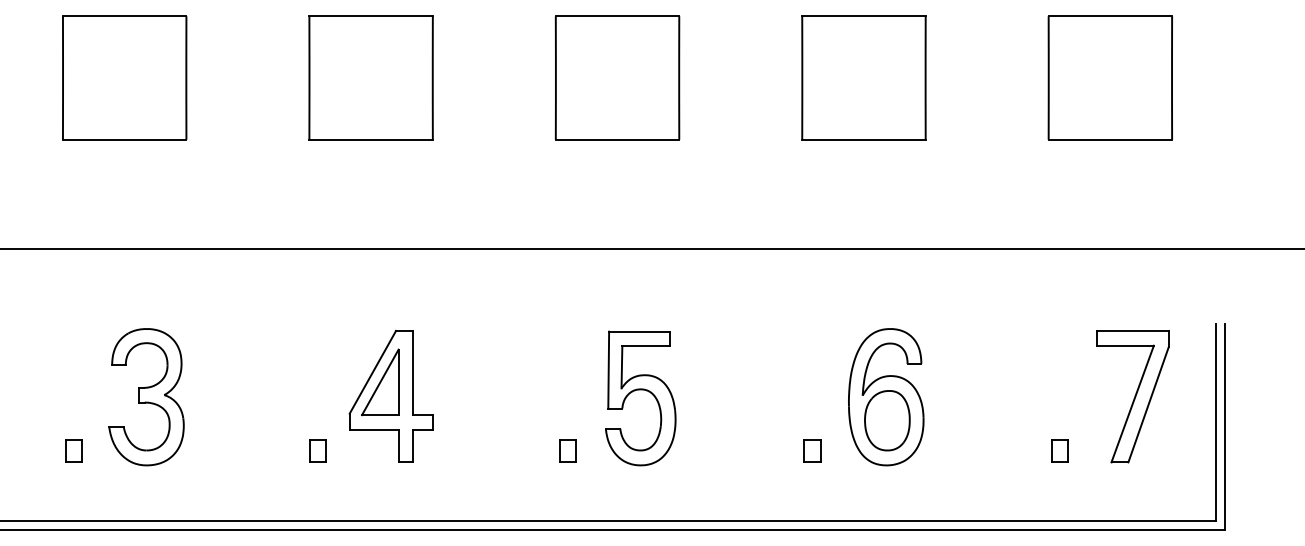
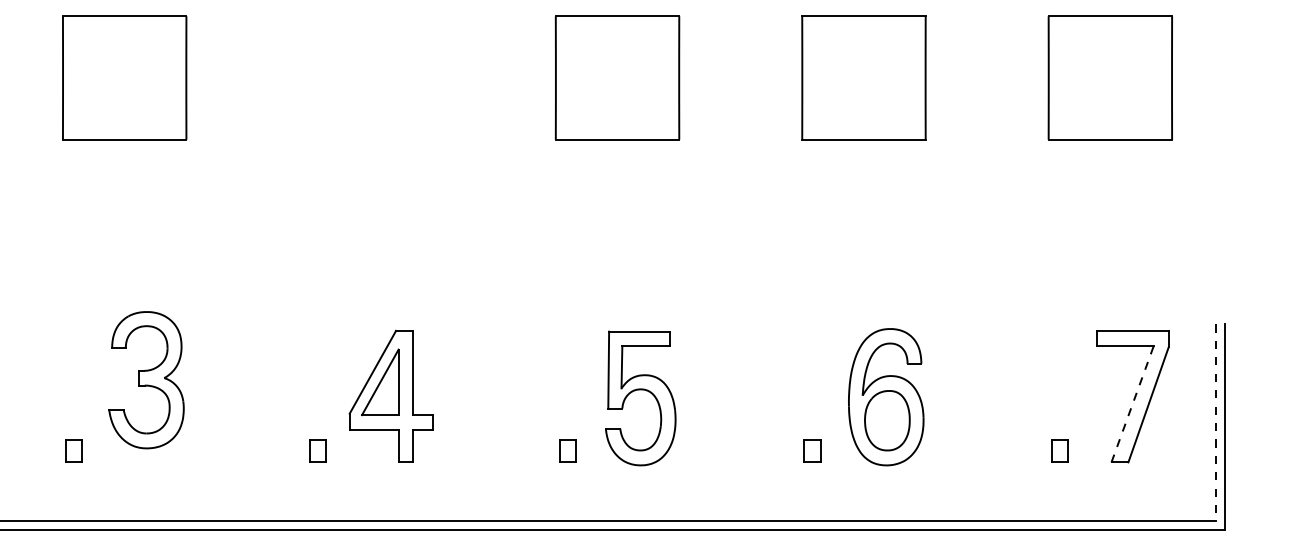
part: present -> none (370, 77)
line: present -> none (651, 249)
part position: (146, 397) -> (146, 380) (146, 380)
line: solid -> dashed (1132, 403)
line: solid -> dashed (1216, 423)
